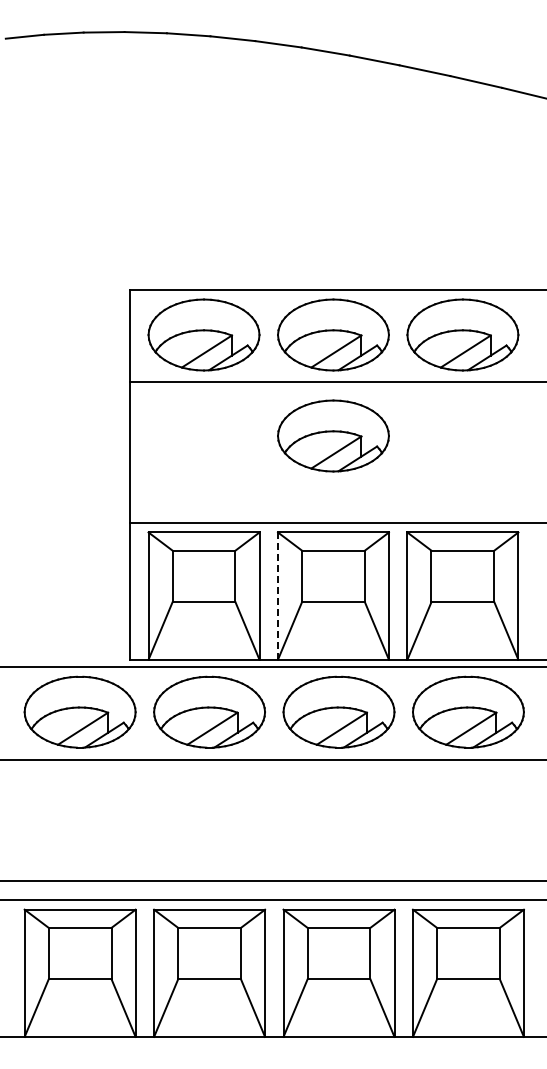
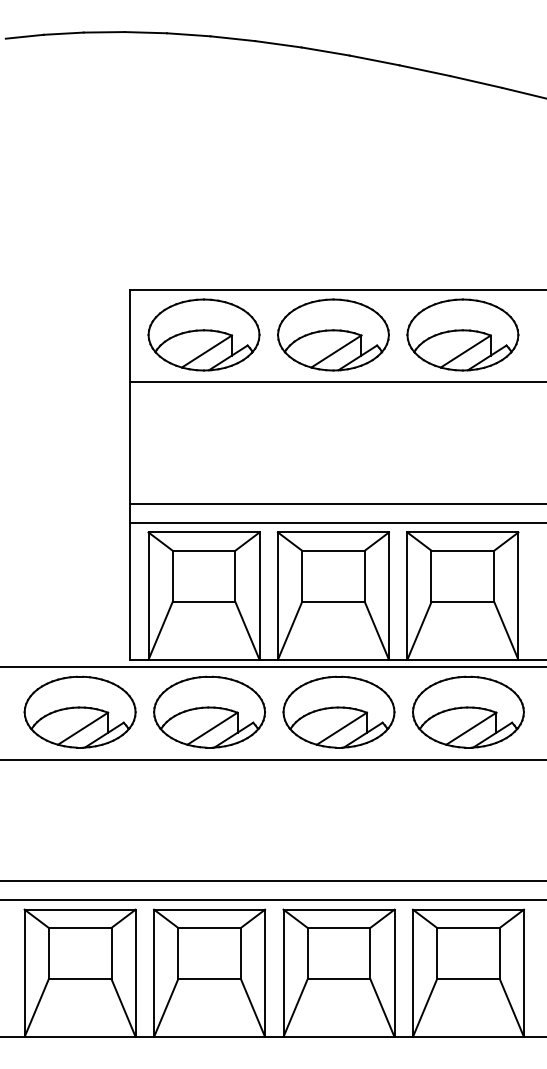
part: present -> none (333, 435)
line: none -> present (336, 503)
line: dashed -> solid (278, 596)
